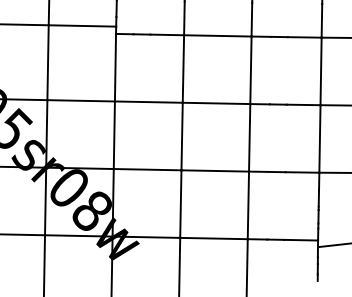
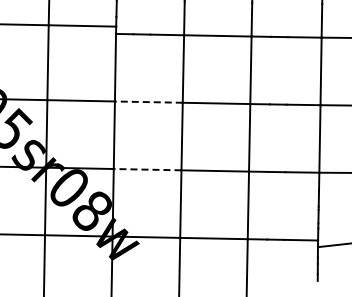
line: solid -> dashed (148, 102)
line: solid -> dashed (147, 169)
